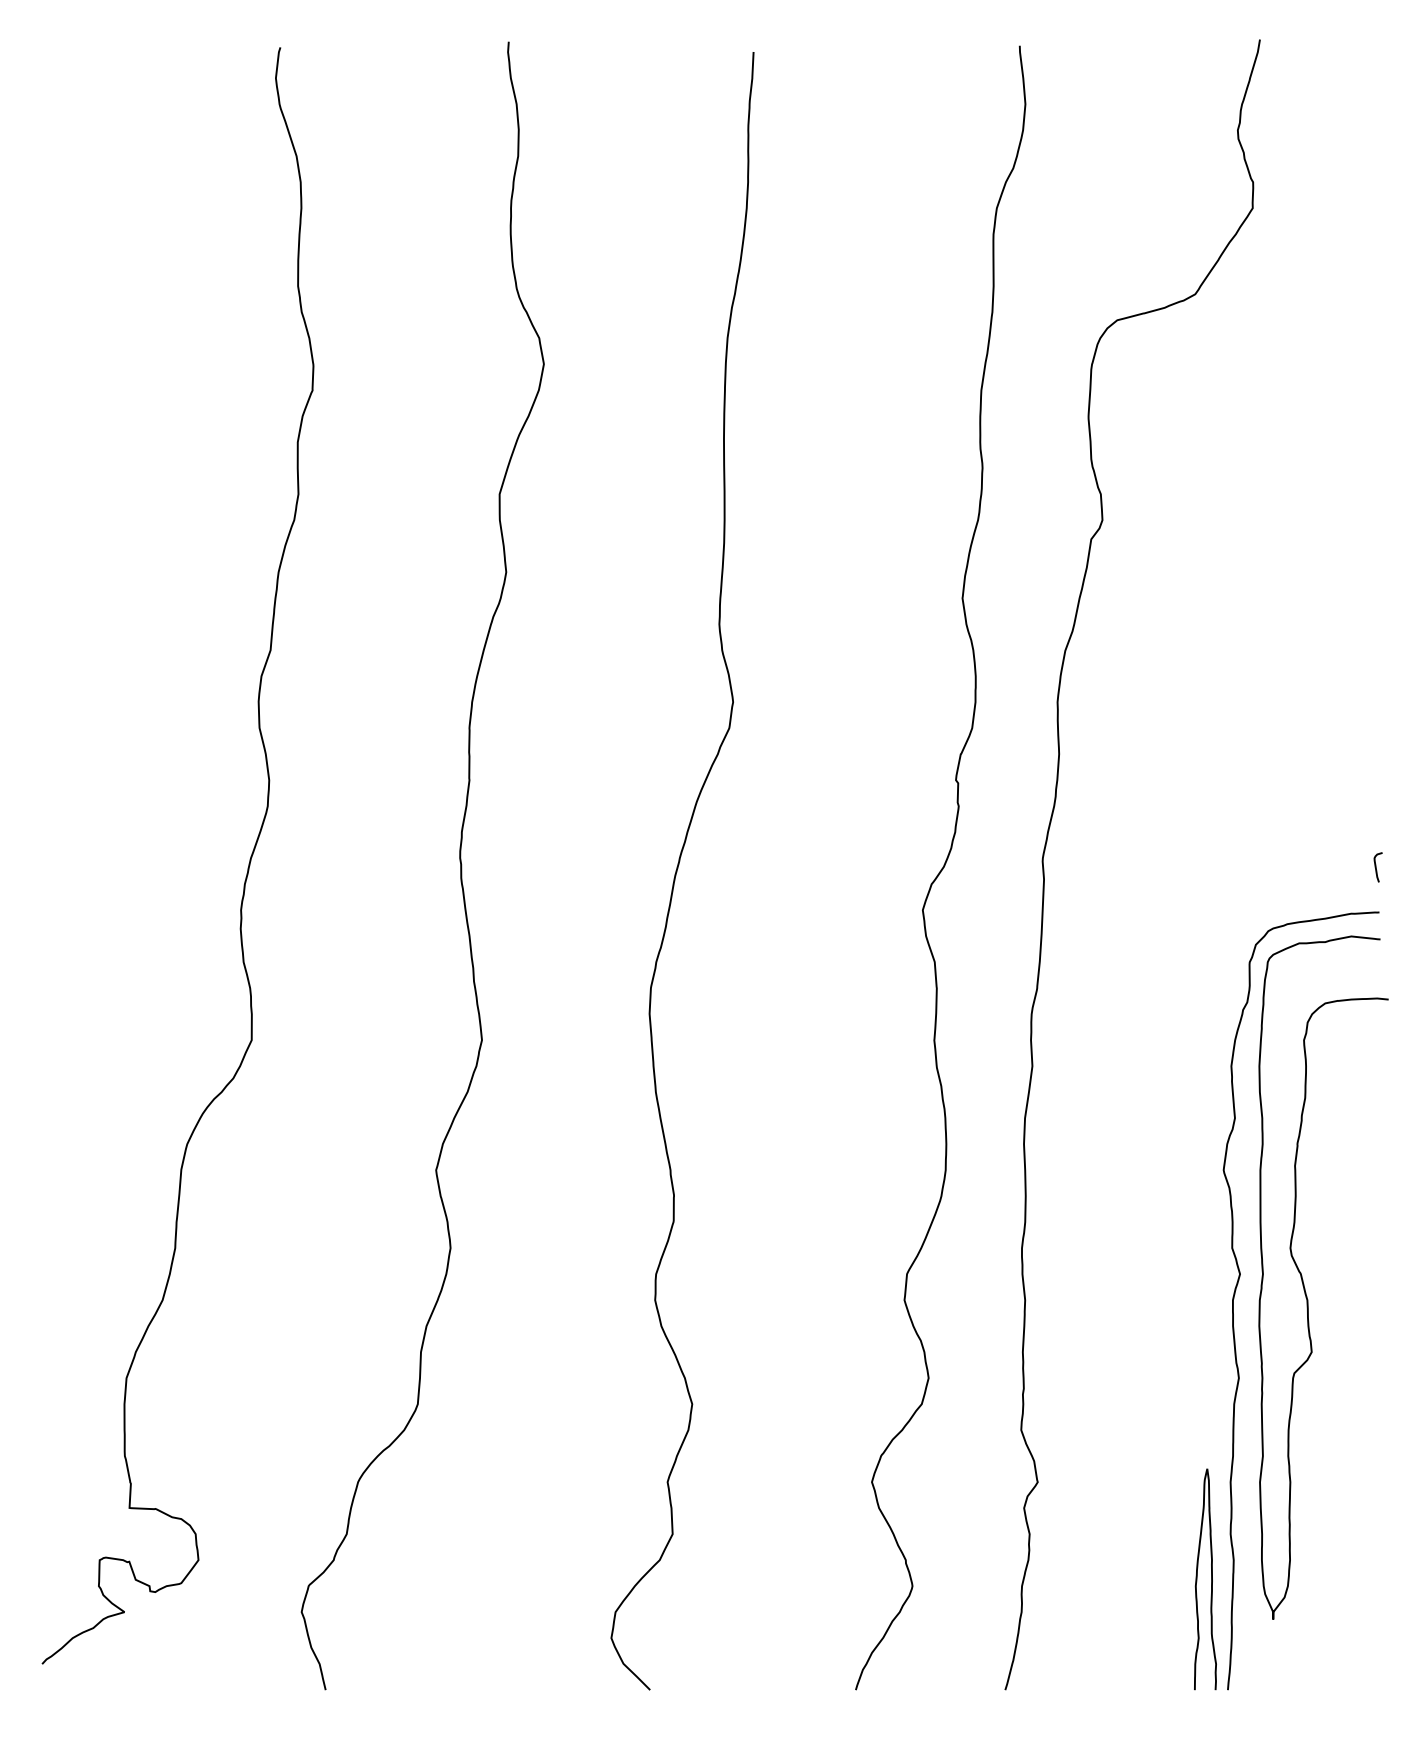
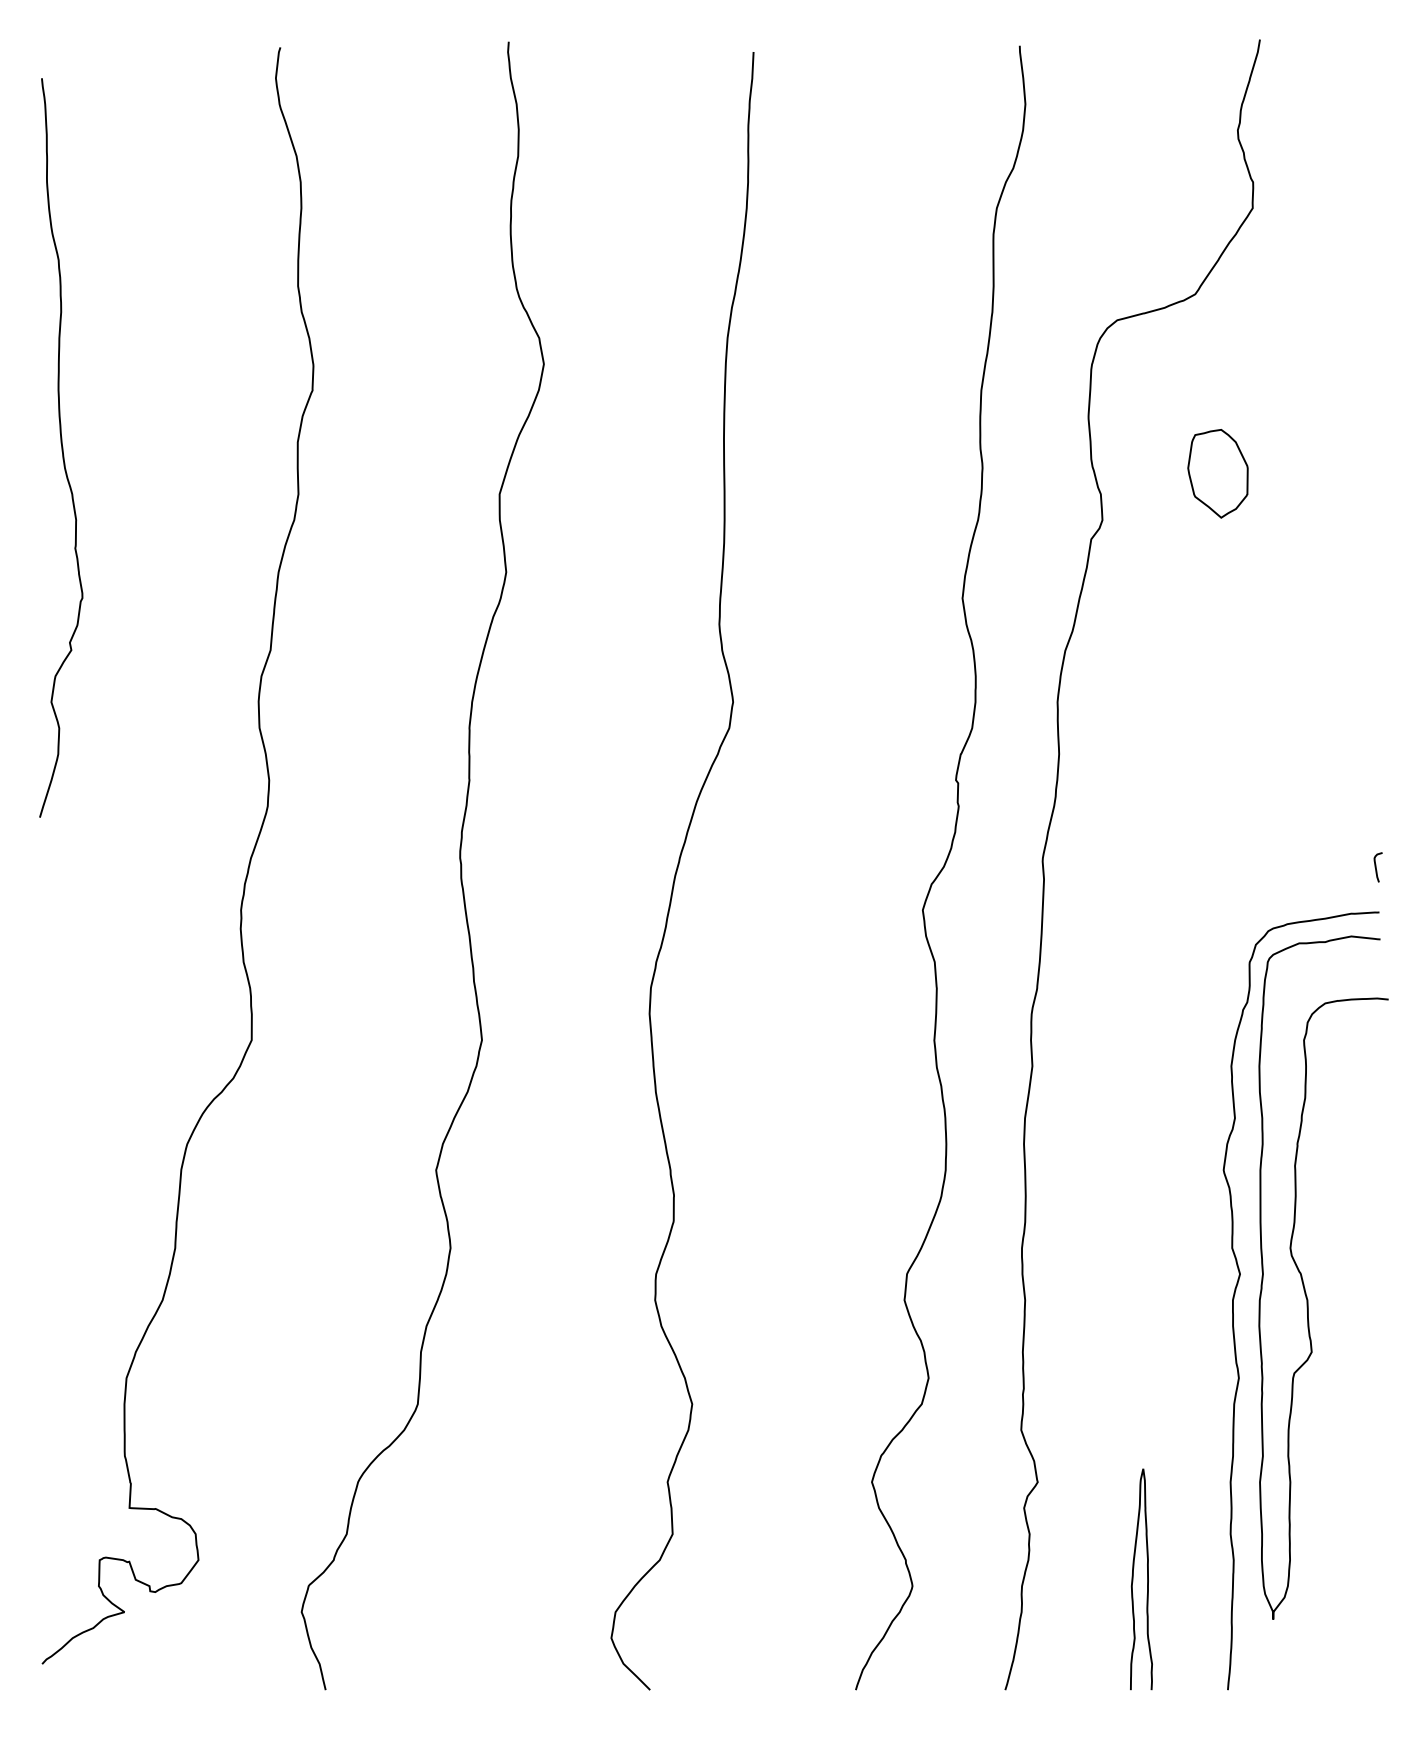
curve: none -> present (61, 447)
part: none -> present (1217, 473)
curve position: (1211, 1579) -> (1147, 1579) (1147, 1579)
